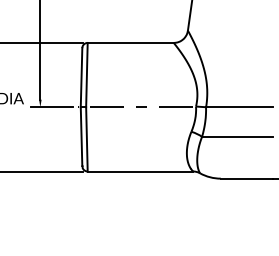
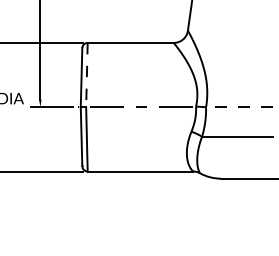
line: solid -> dashed (86, 75)
line: solid -> dashed (238, 107)
